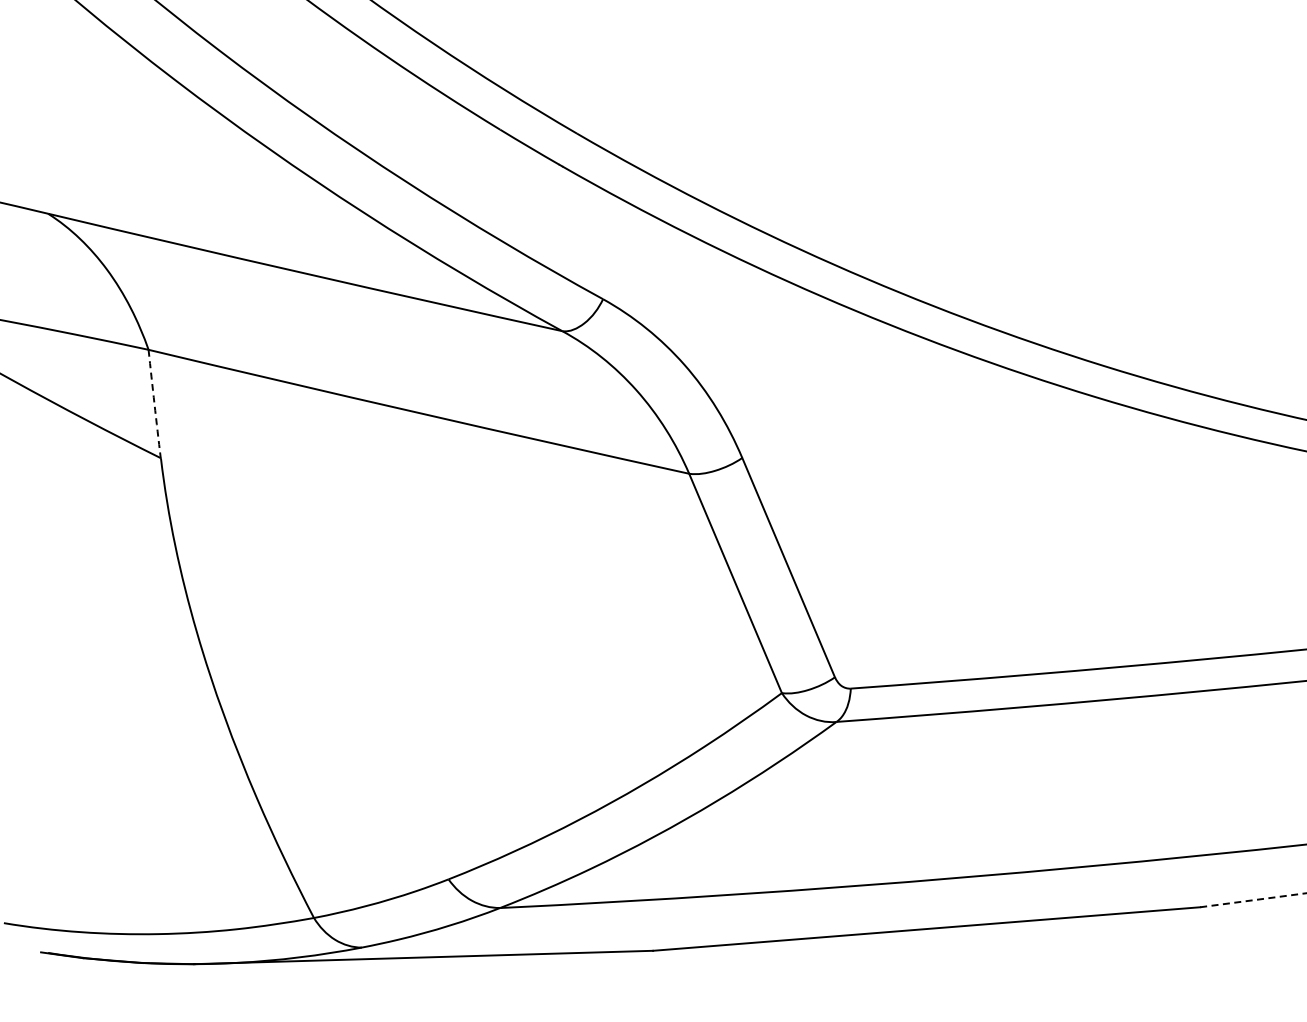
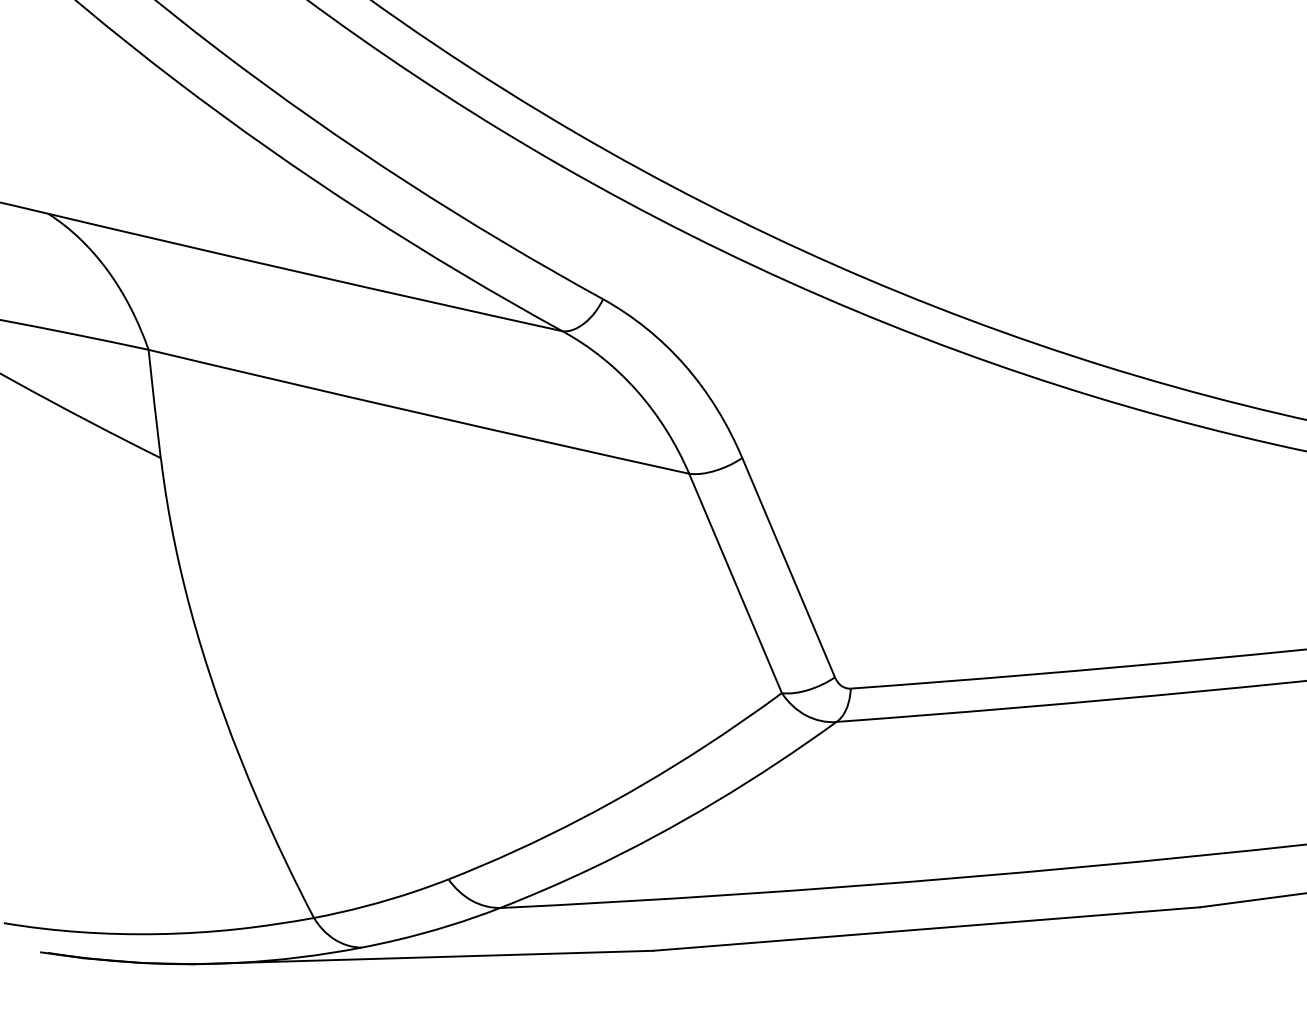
arc: dashed -> solid (154, 404)
line: dashed -> solid (1253, 900)
